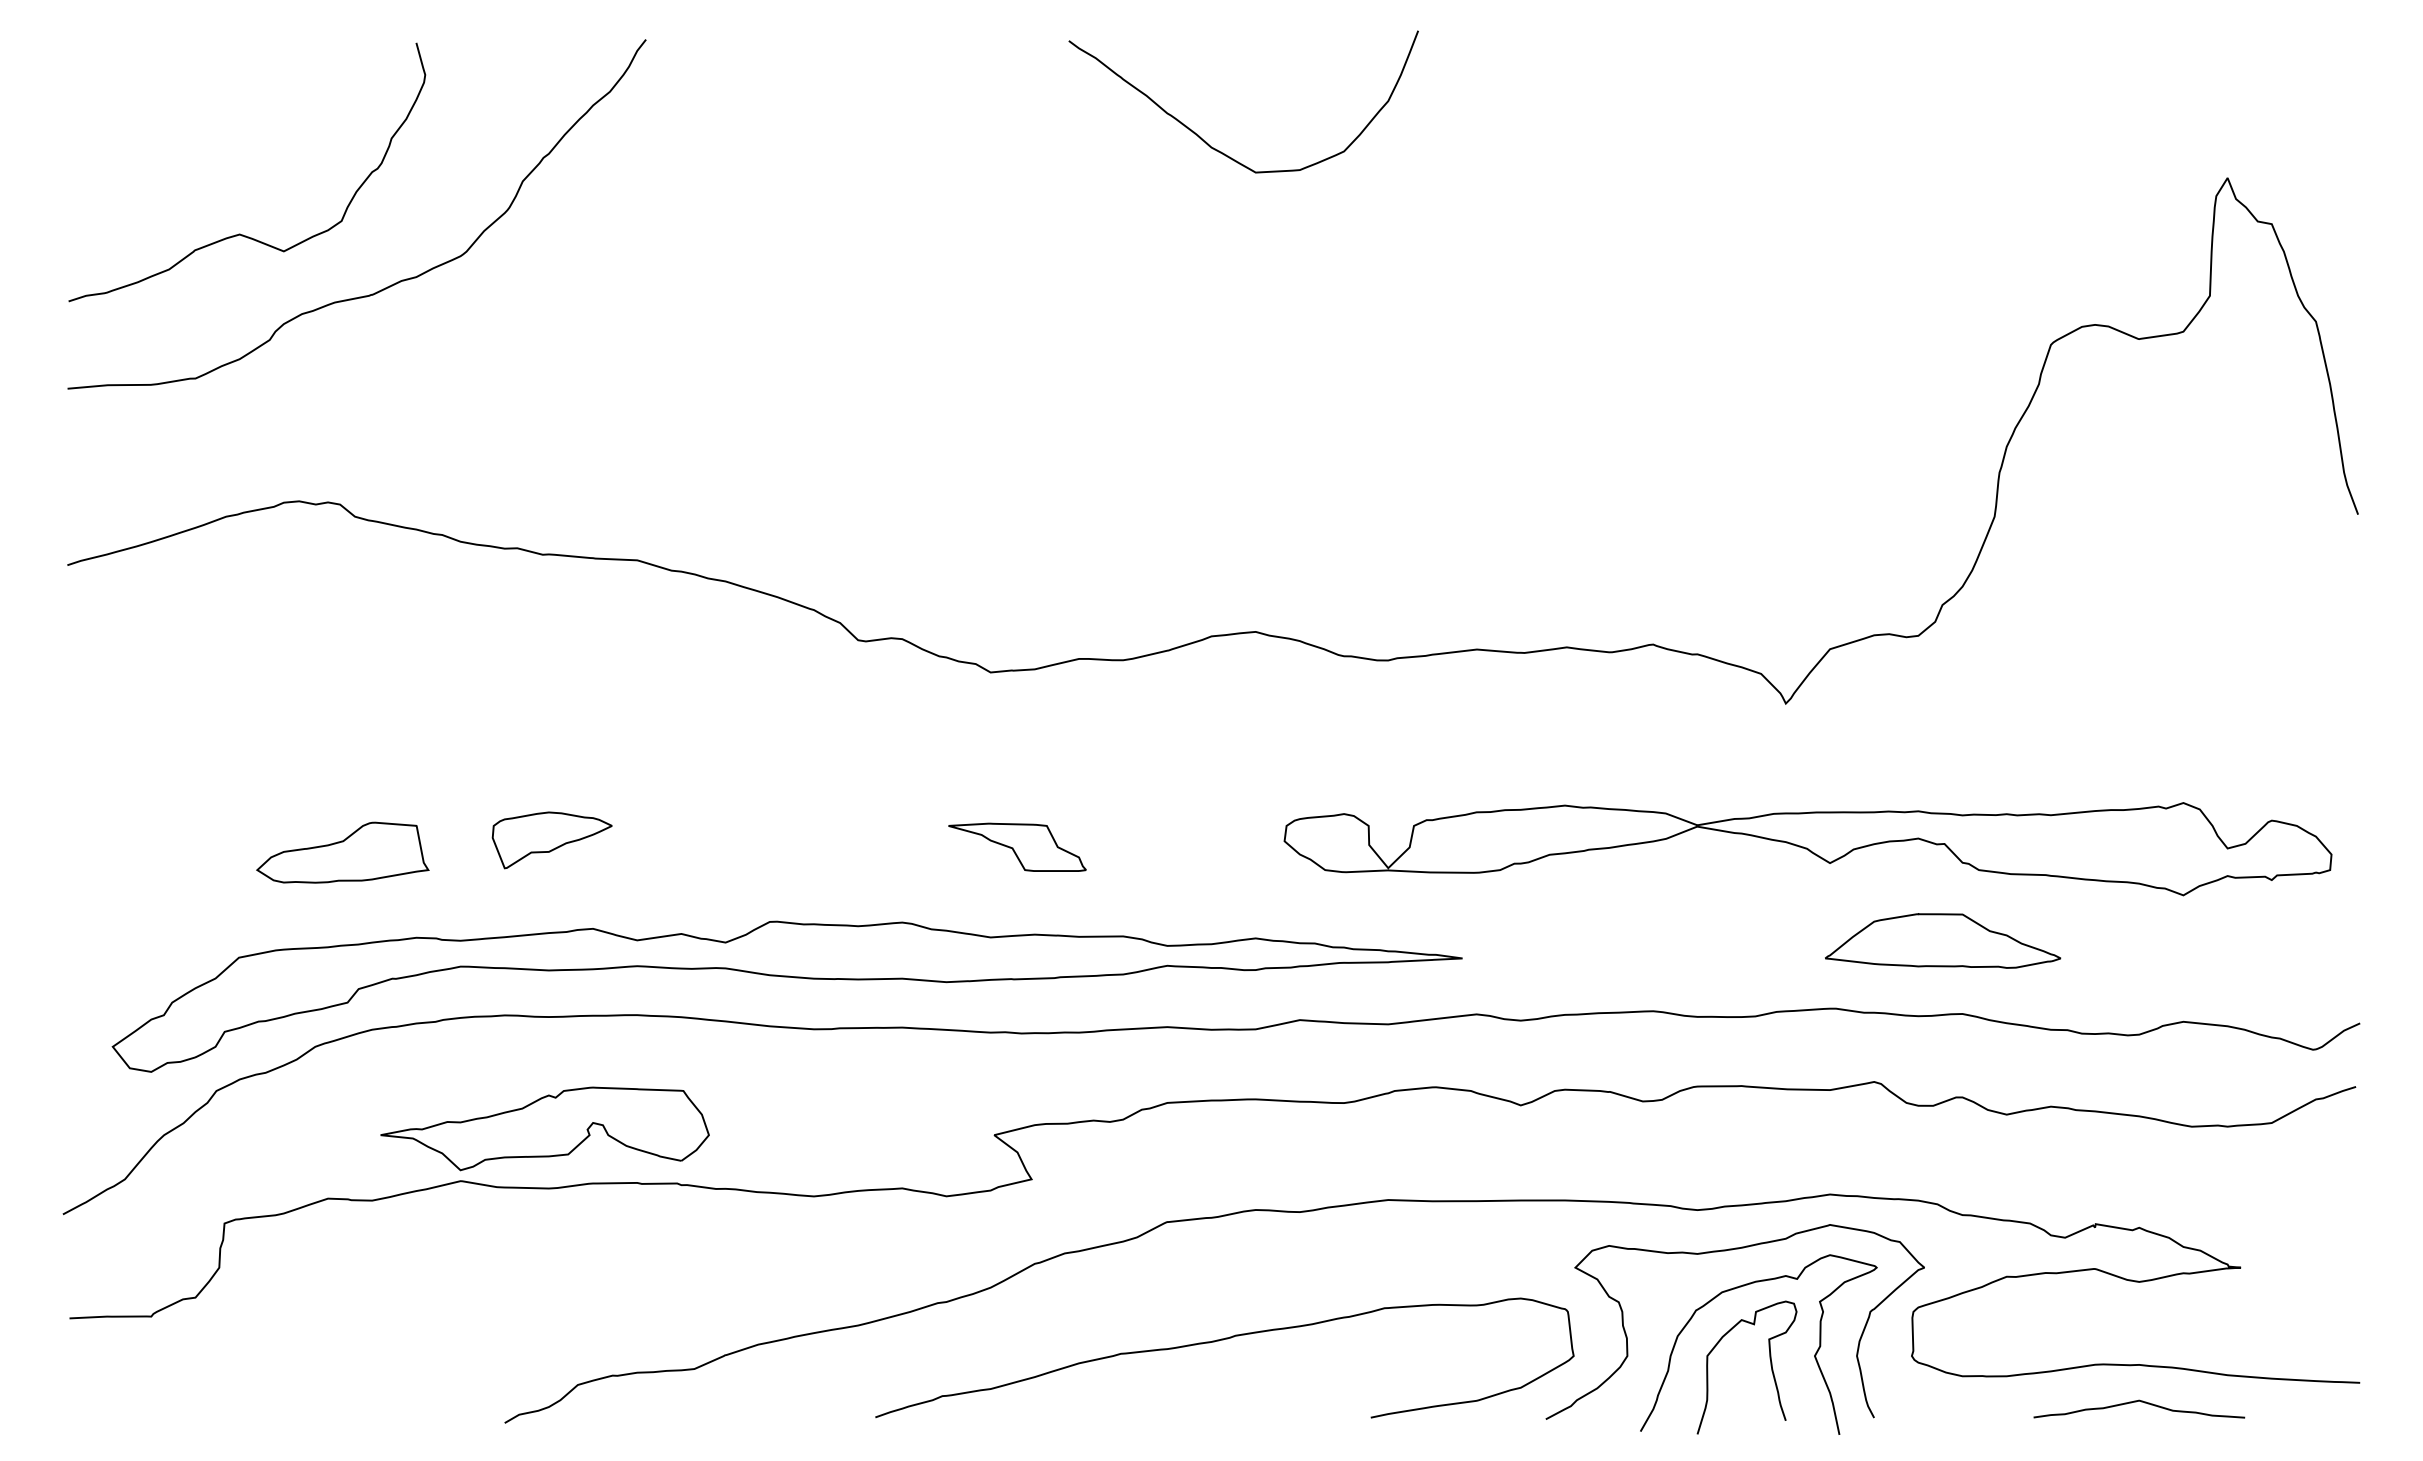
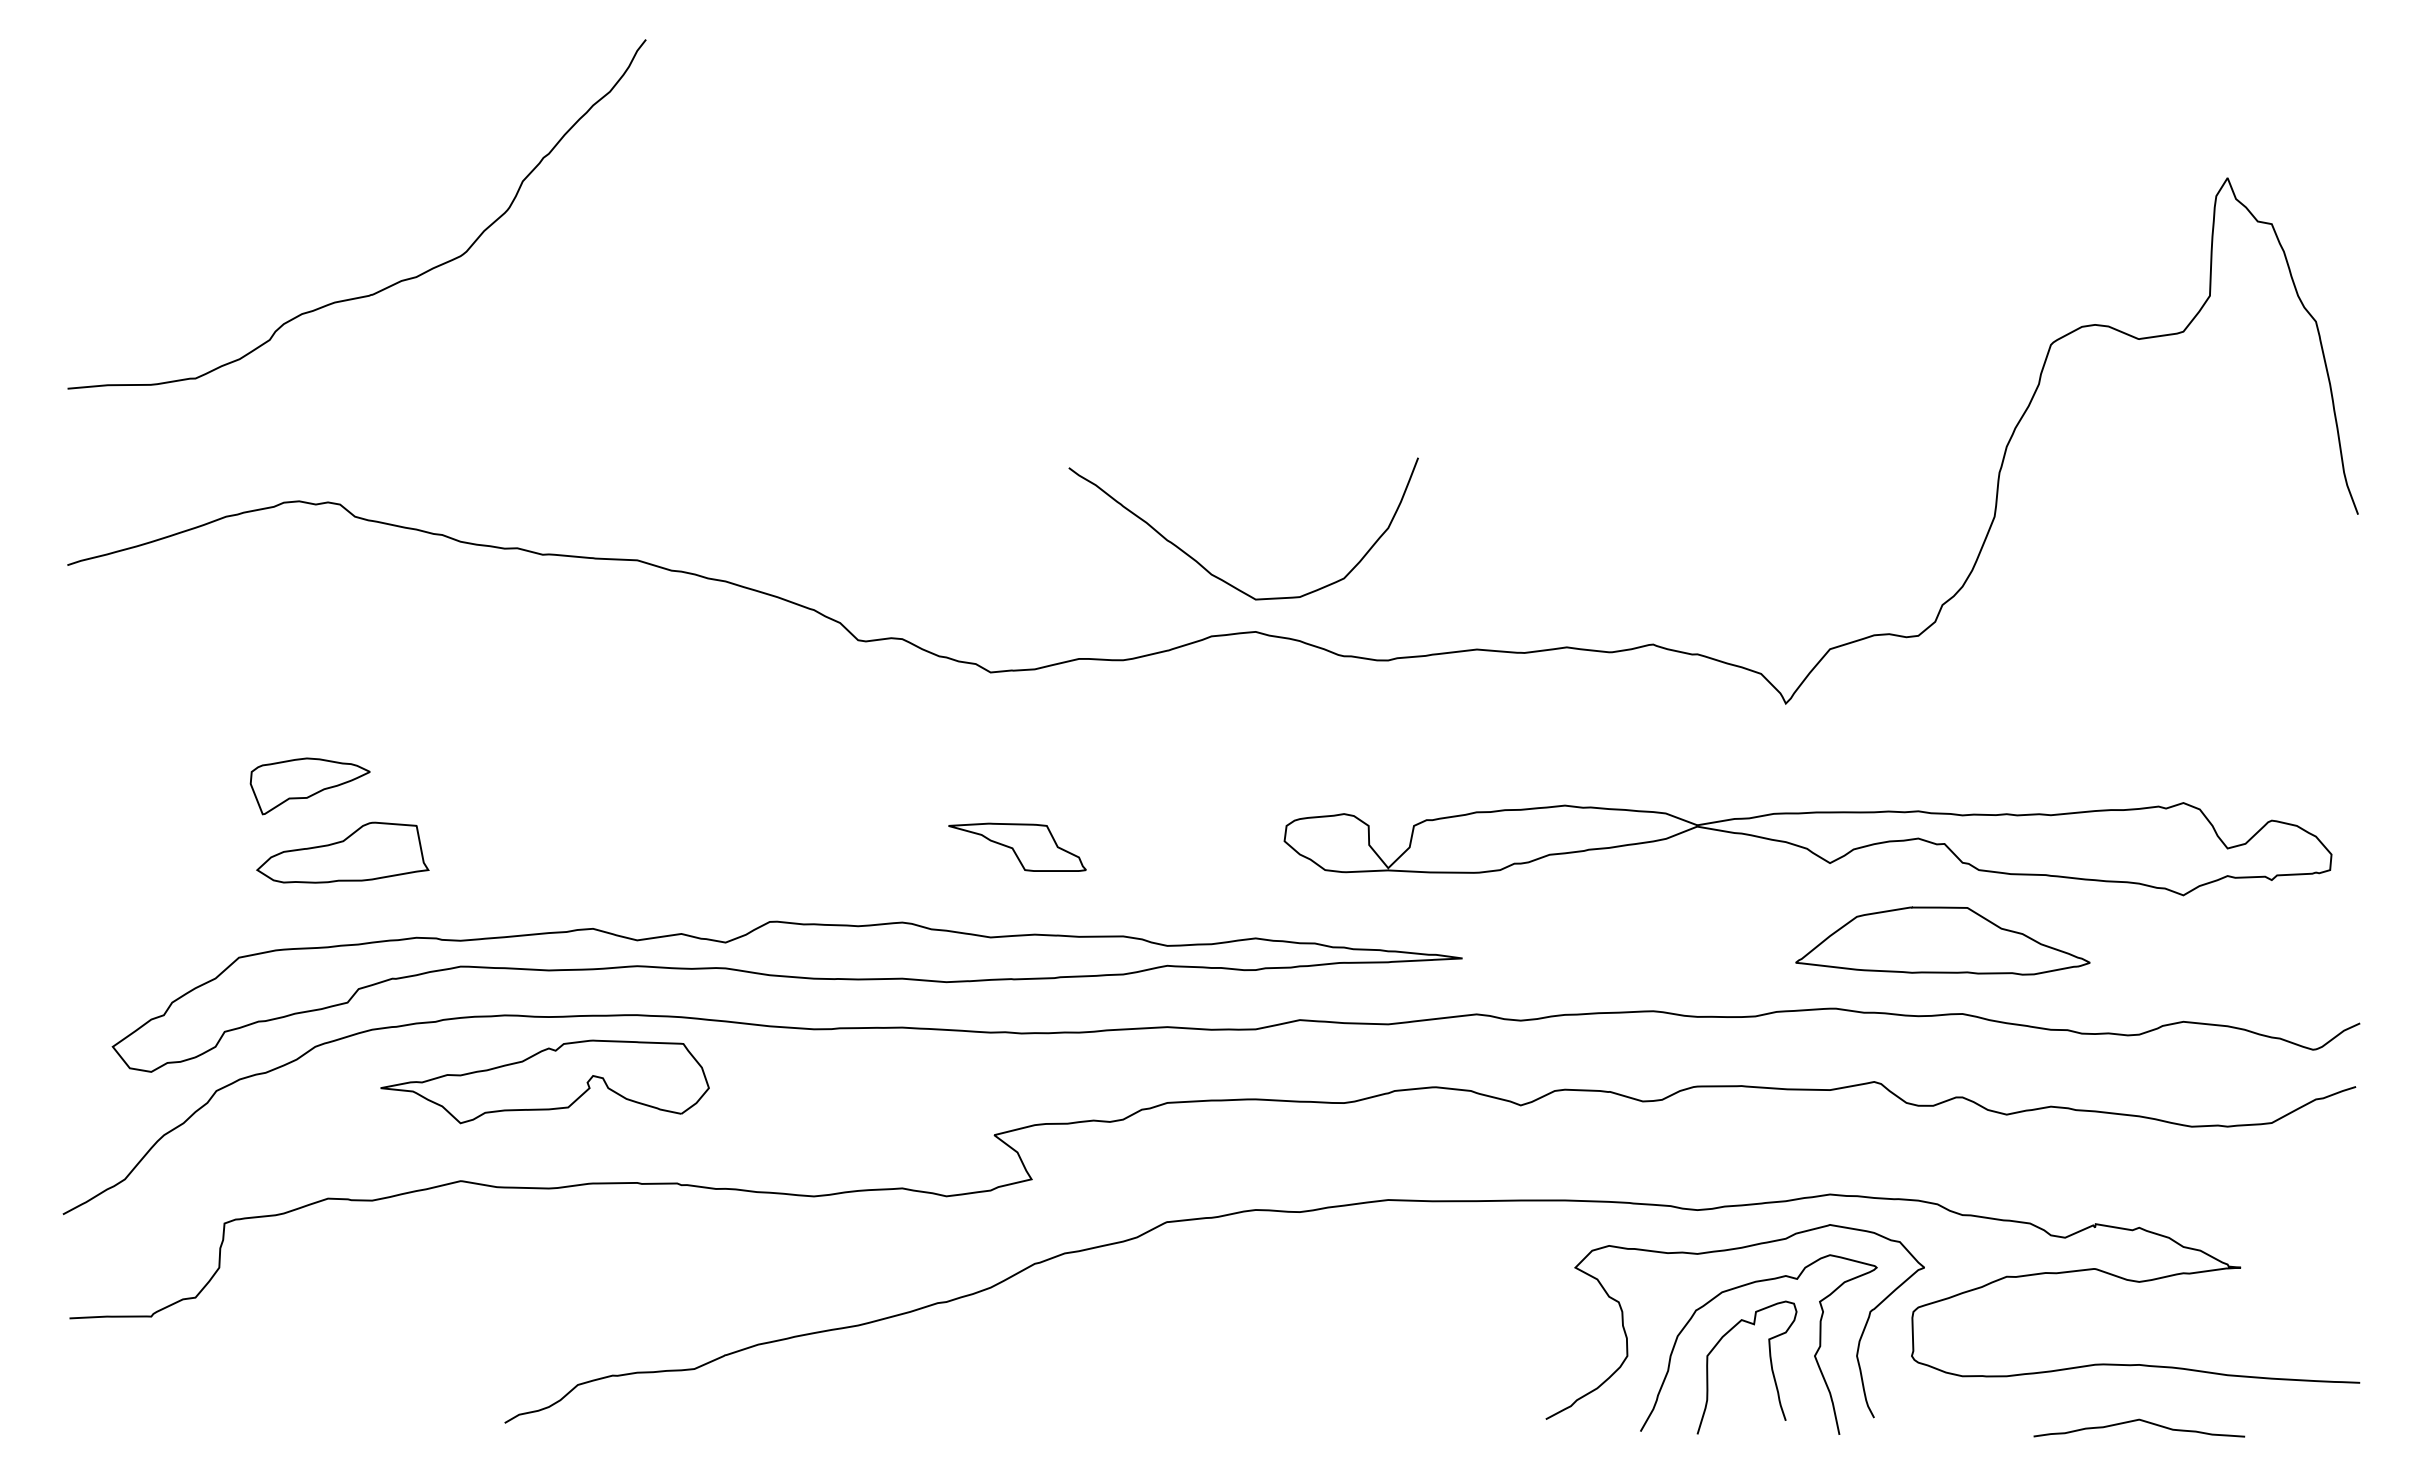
curve position: (1206, 141) -> (1206, 568) (1206, 568)
curve: present -> none (240, 233)
part position: (551, 840) -> (309, 786) (309, 786)
part size: 237x56 px -> 296x70 px (1942, 940)
part position: (544, 1128) -> (544, 1081) (544, 1081)
curve: present -> none (1219, 1341)
curve position: (2141, 1402) -> (2141, 1421) (2141, 1421)
